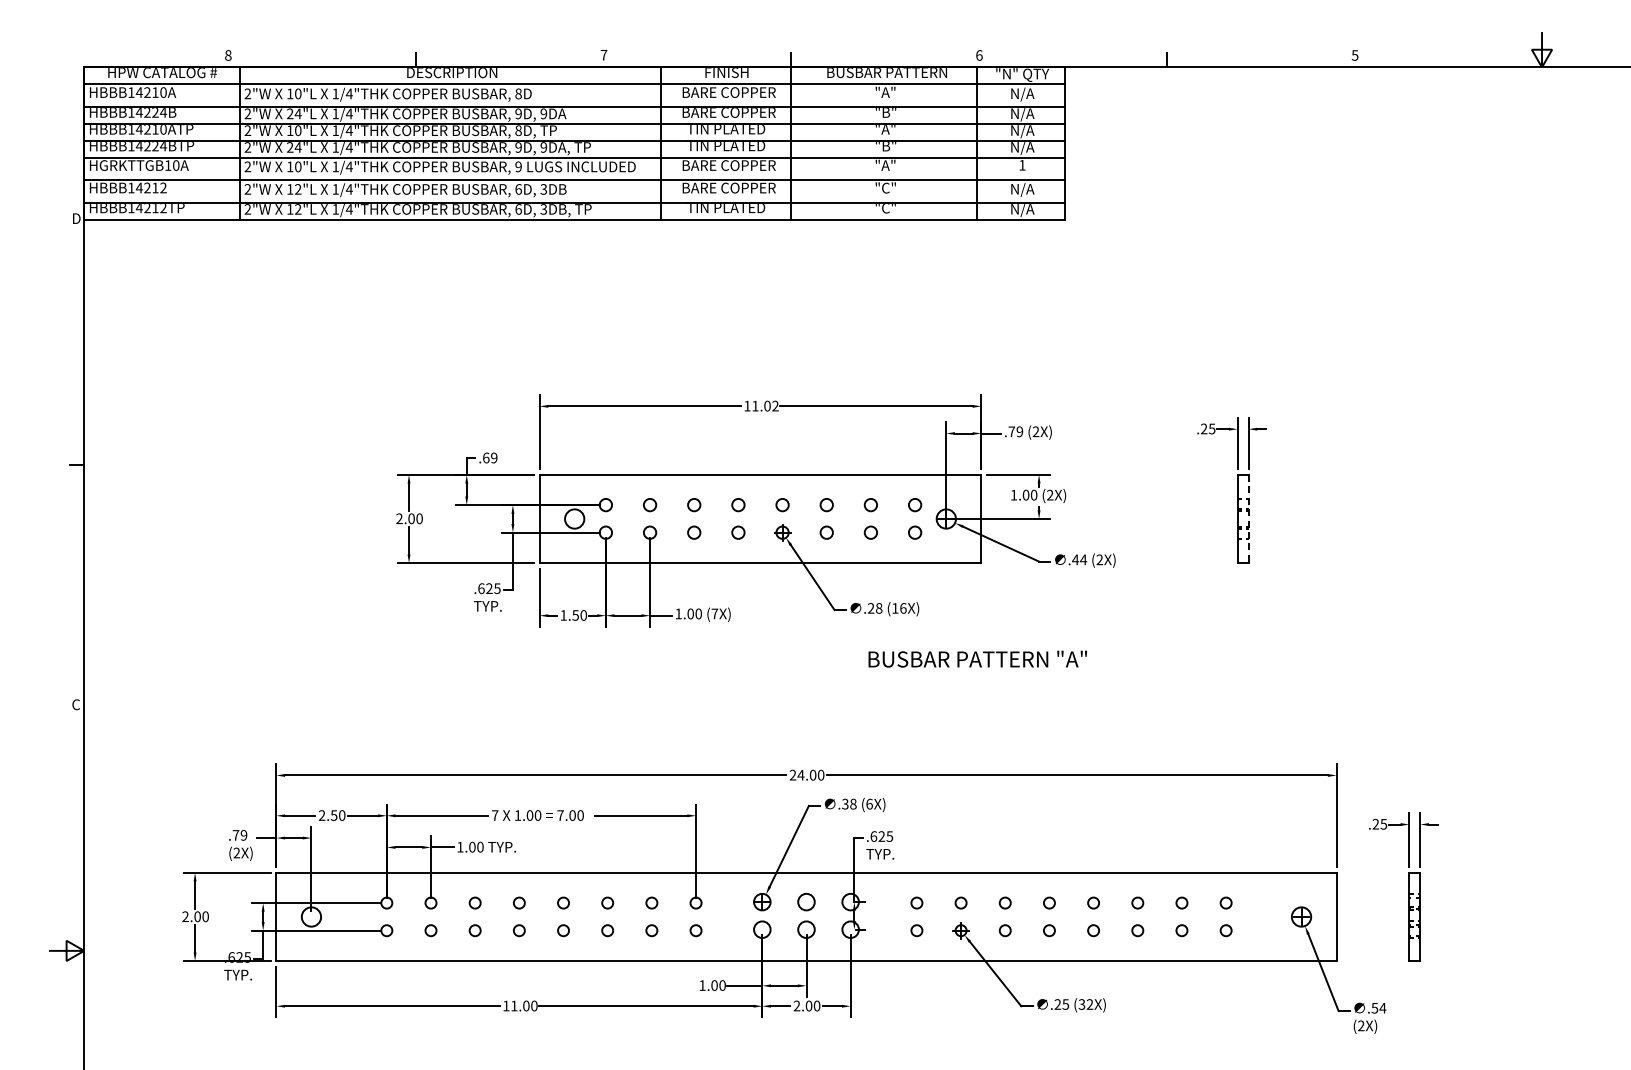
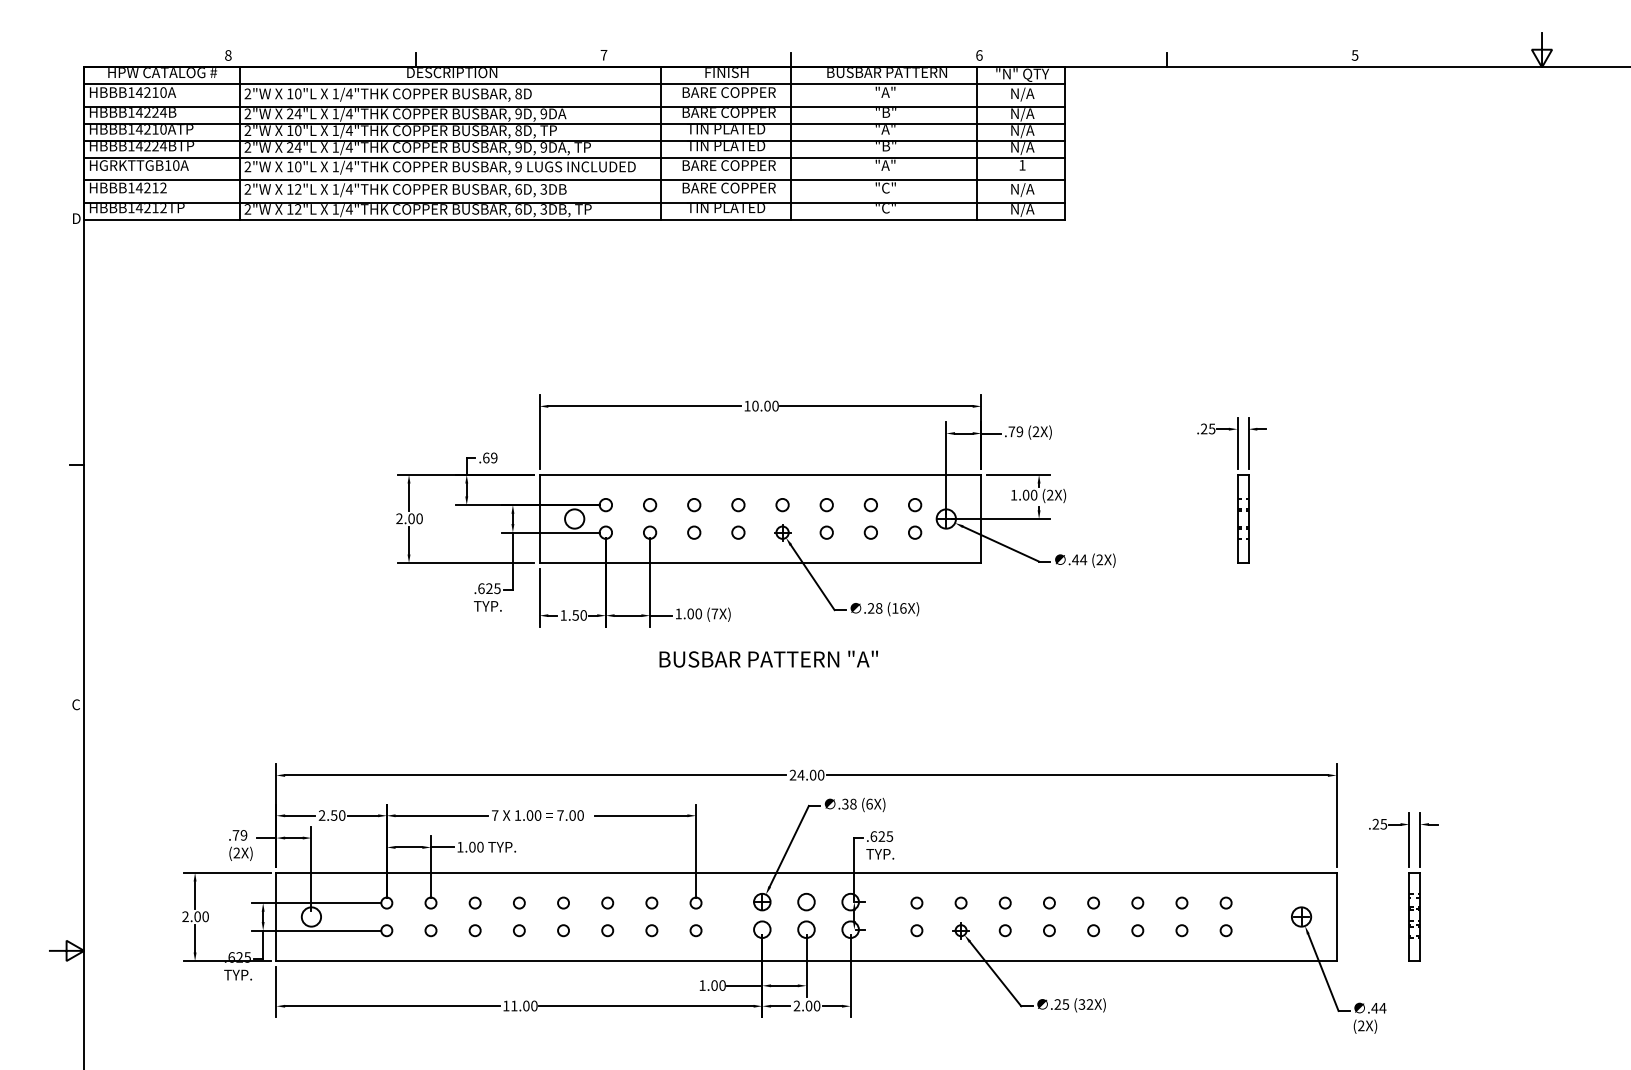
text: 11.02 -> 10.00 (765, 405)
line: dashed -> solid (1248, 519)
text position: (977, 658) -> (768, 658) (768, 658)
text: .54 -> .44 (1374, 1008)
